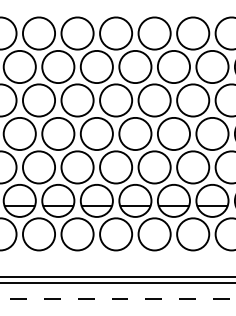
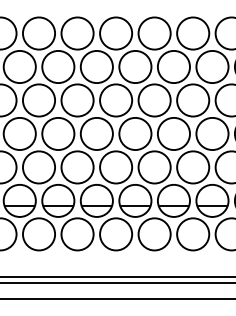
line: dashed -> solid (118, 298)
